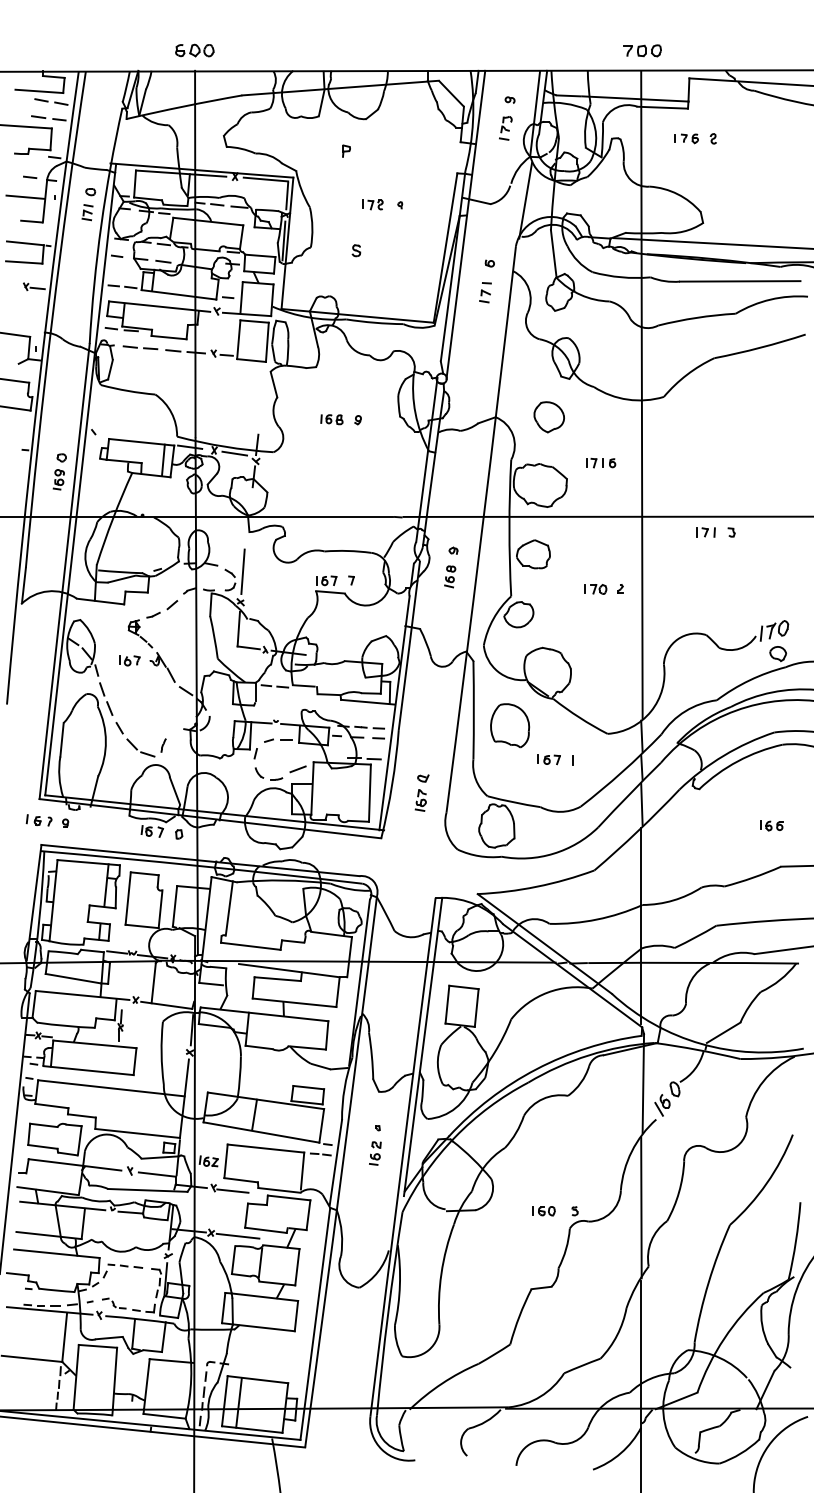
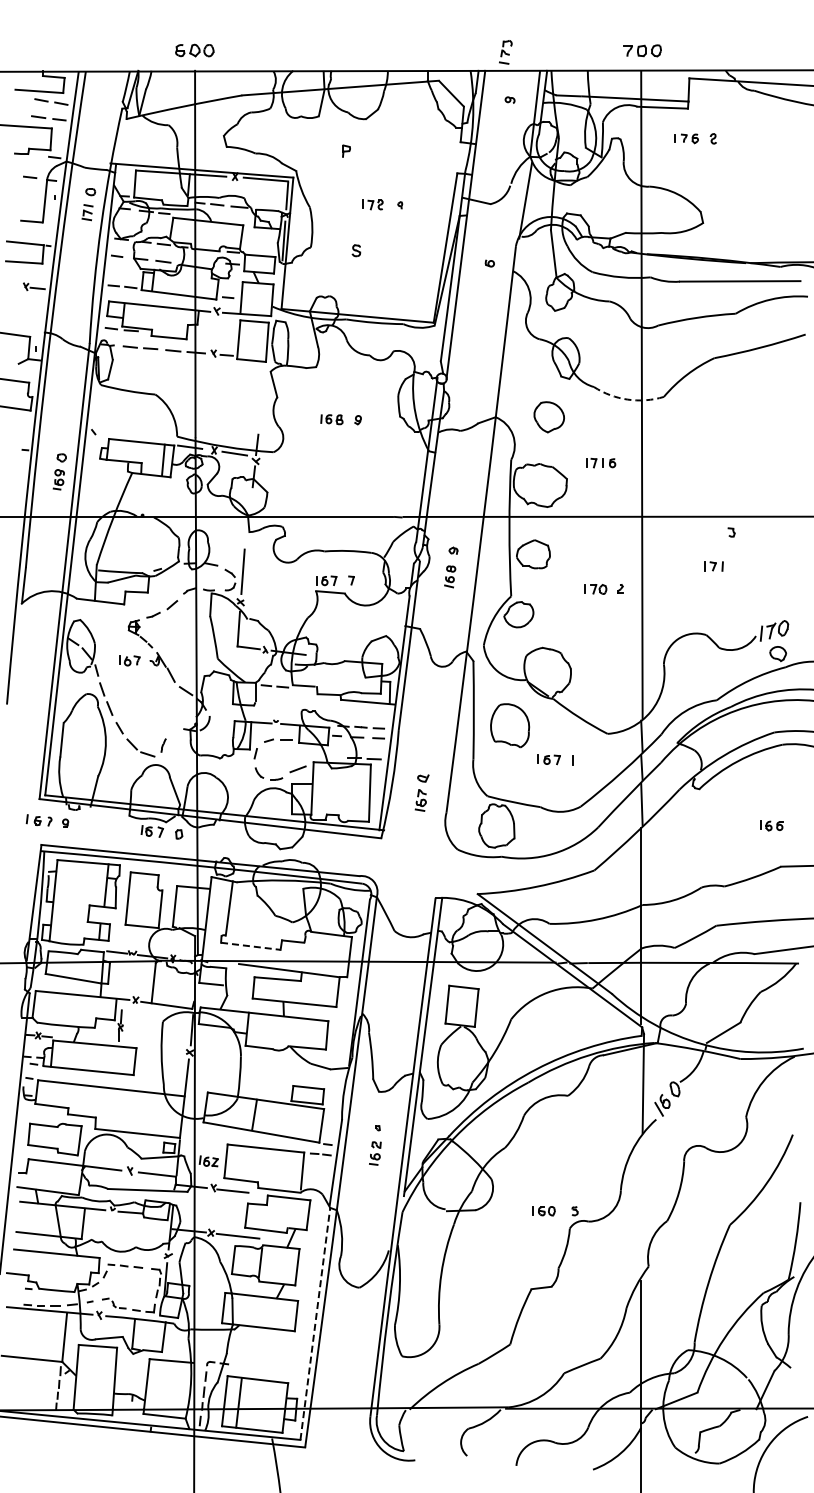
part position: (505, 128) -> (505, 52) (505, 52)
line: present -> none (25, 196)
line: present -> none (711, 243)
part: present -> none (485, 292)
arc: solid -> dashed (627, 399)
part position: (705, 532) -> (713, 566) (713, 566)
line: solid -> dashed (250, 946)
line: present -> none (641, 1207)
line: solid -> dashed (315, 1323)
